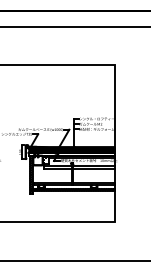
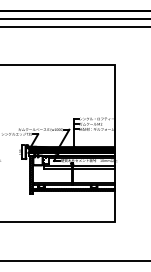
line: none -> present (74, 18)
